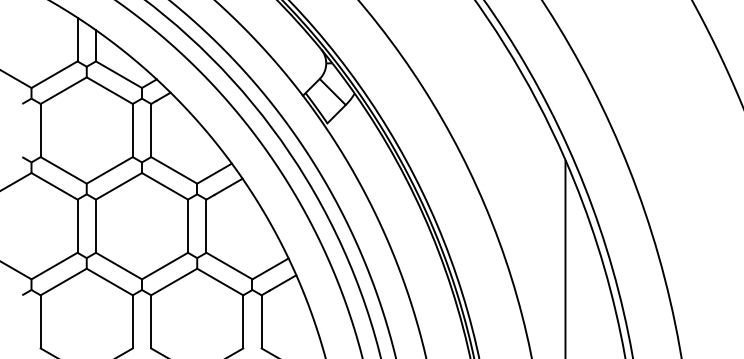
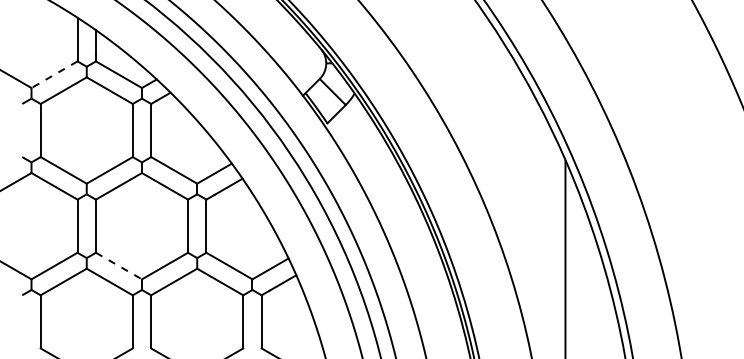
line: solid -> dashed (54, 74)
line: solid -> dashed (118, 266)
